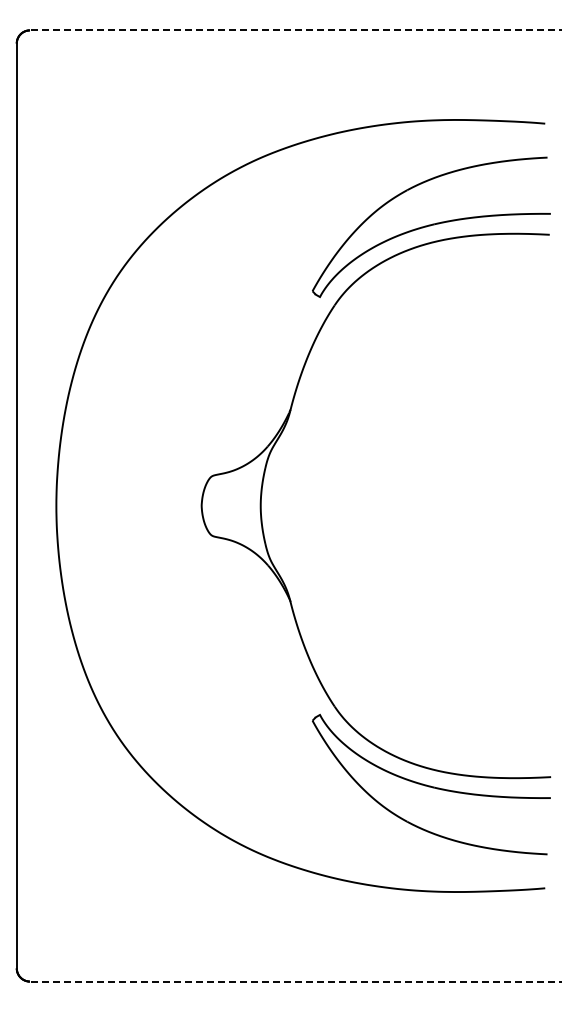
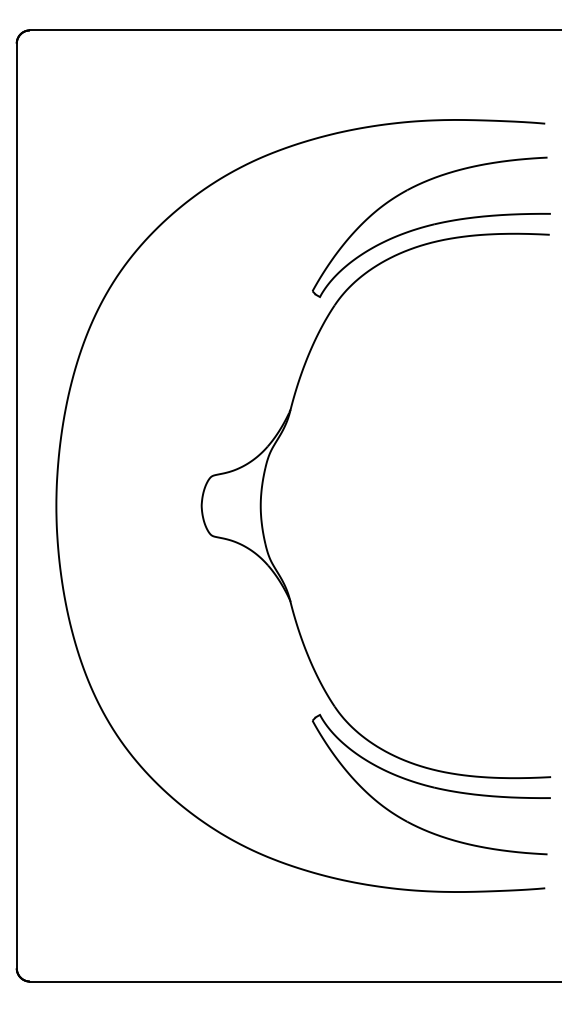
line: dashed -> solid (295, 30)
line: dashed -> solid (295, 981)
